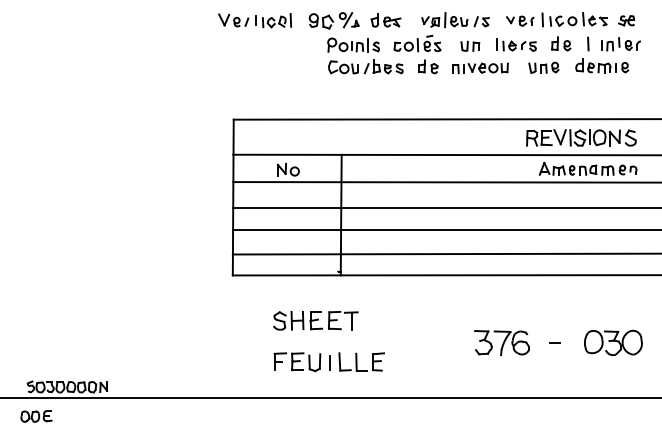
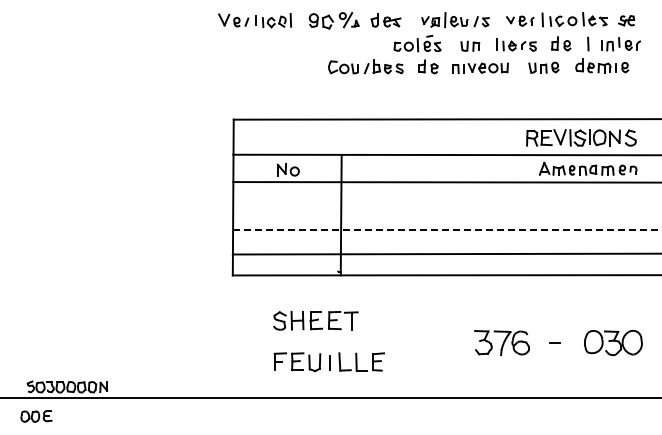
part: present -> none (353, 44)
line: present -> none (445, 207)
line: solid -> dashed (448, 230)
